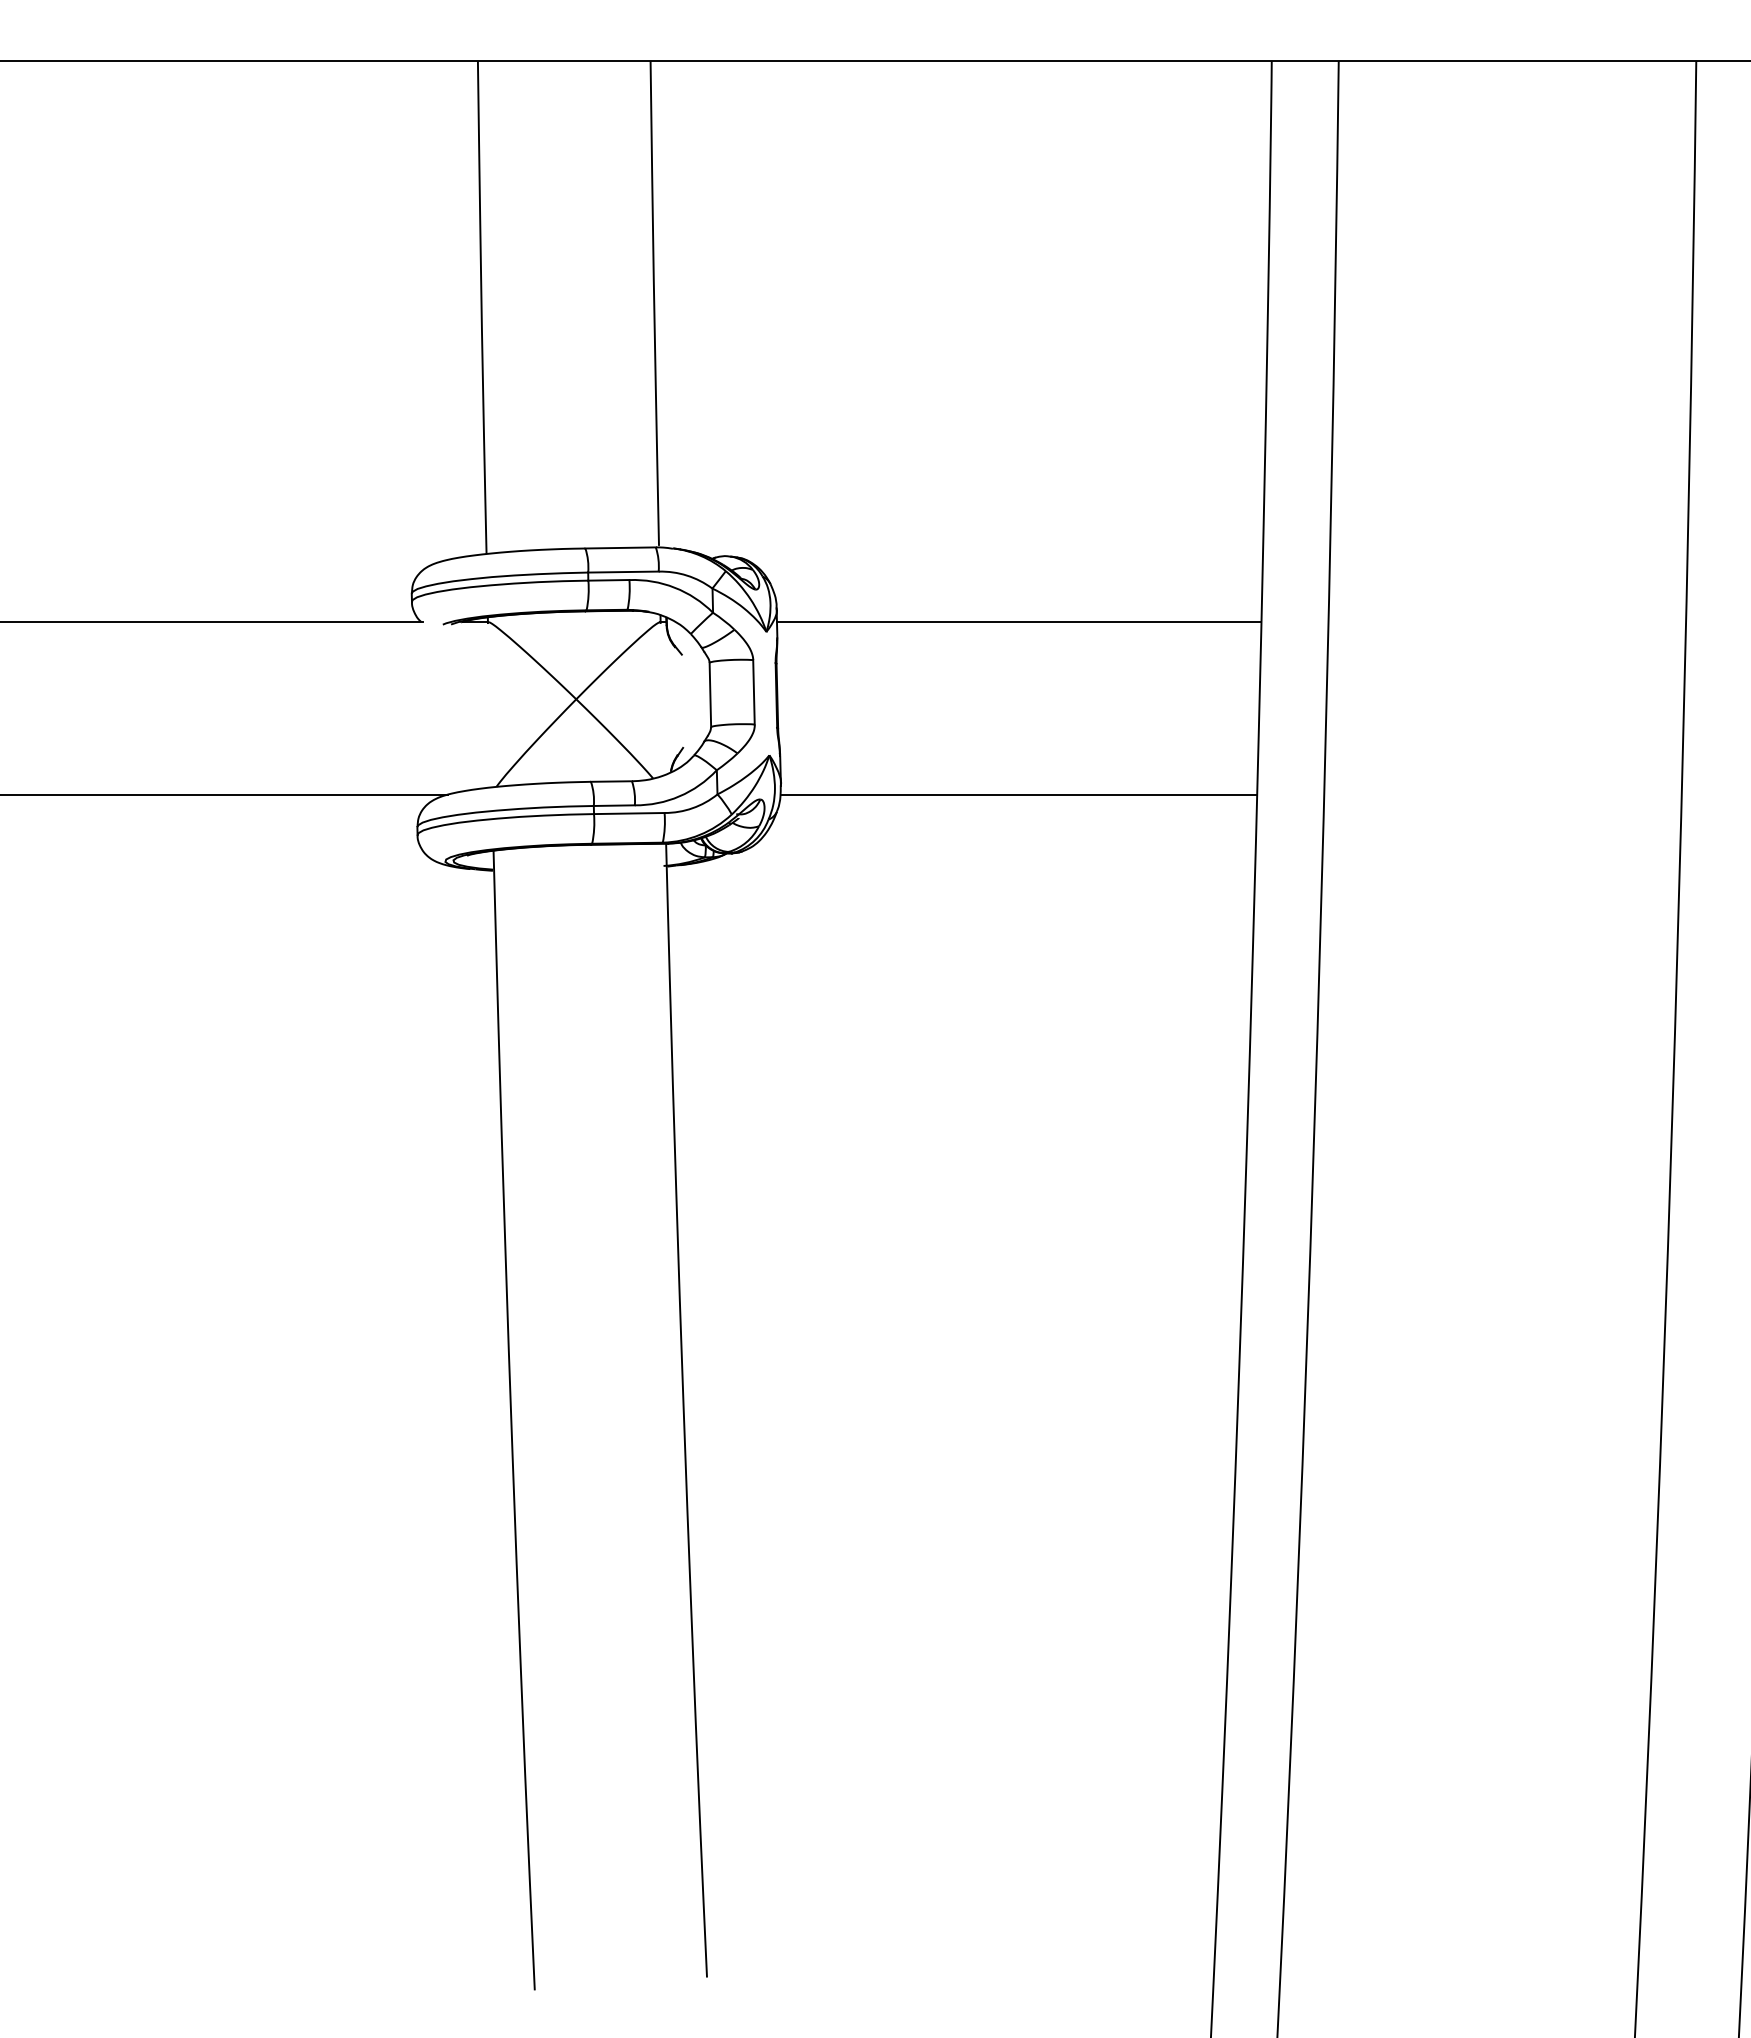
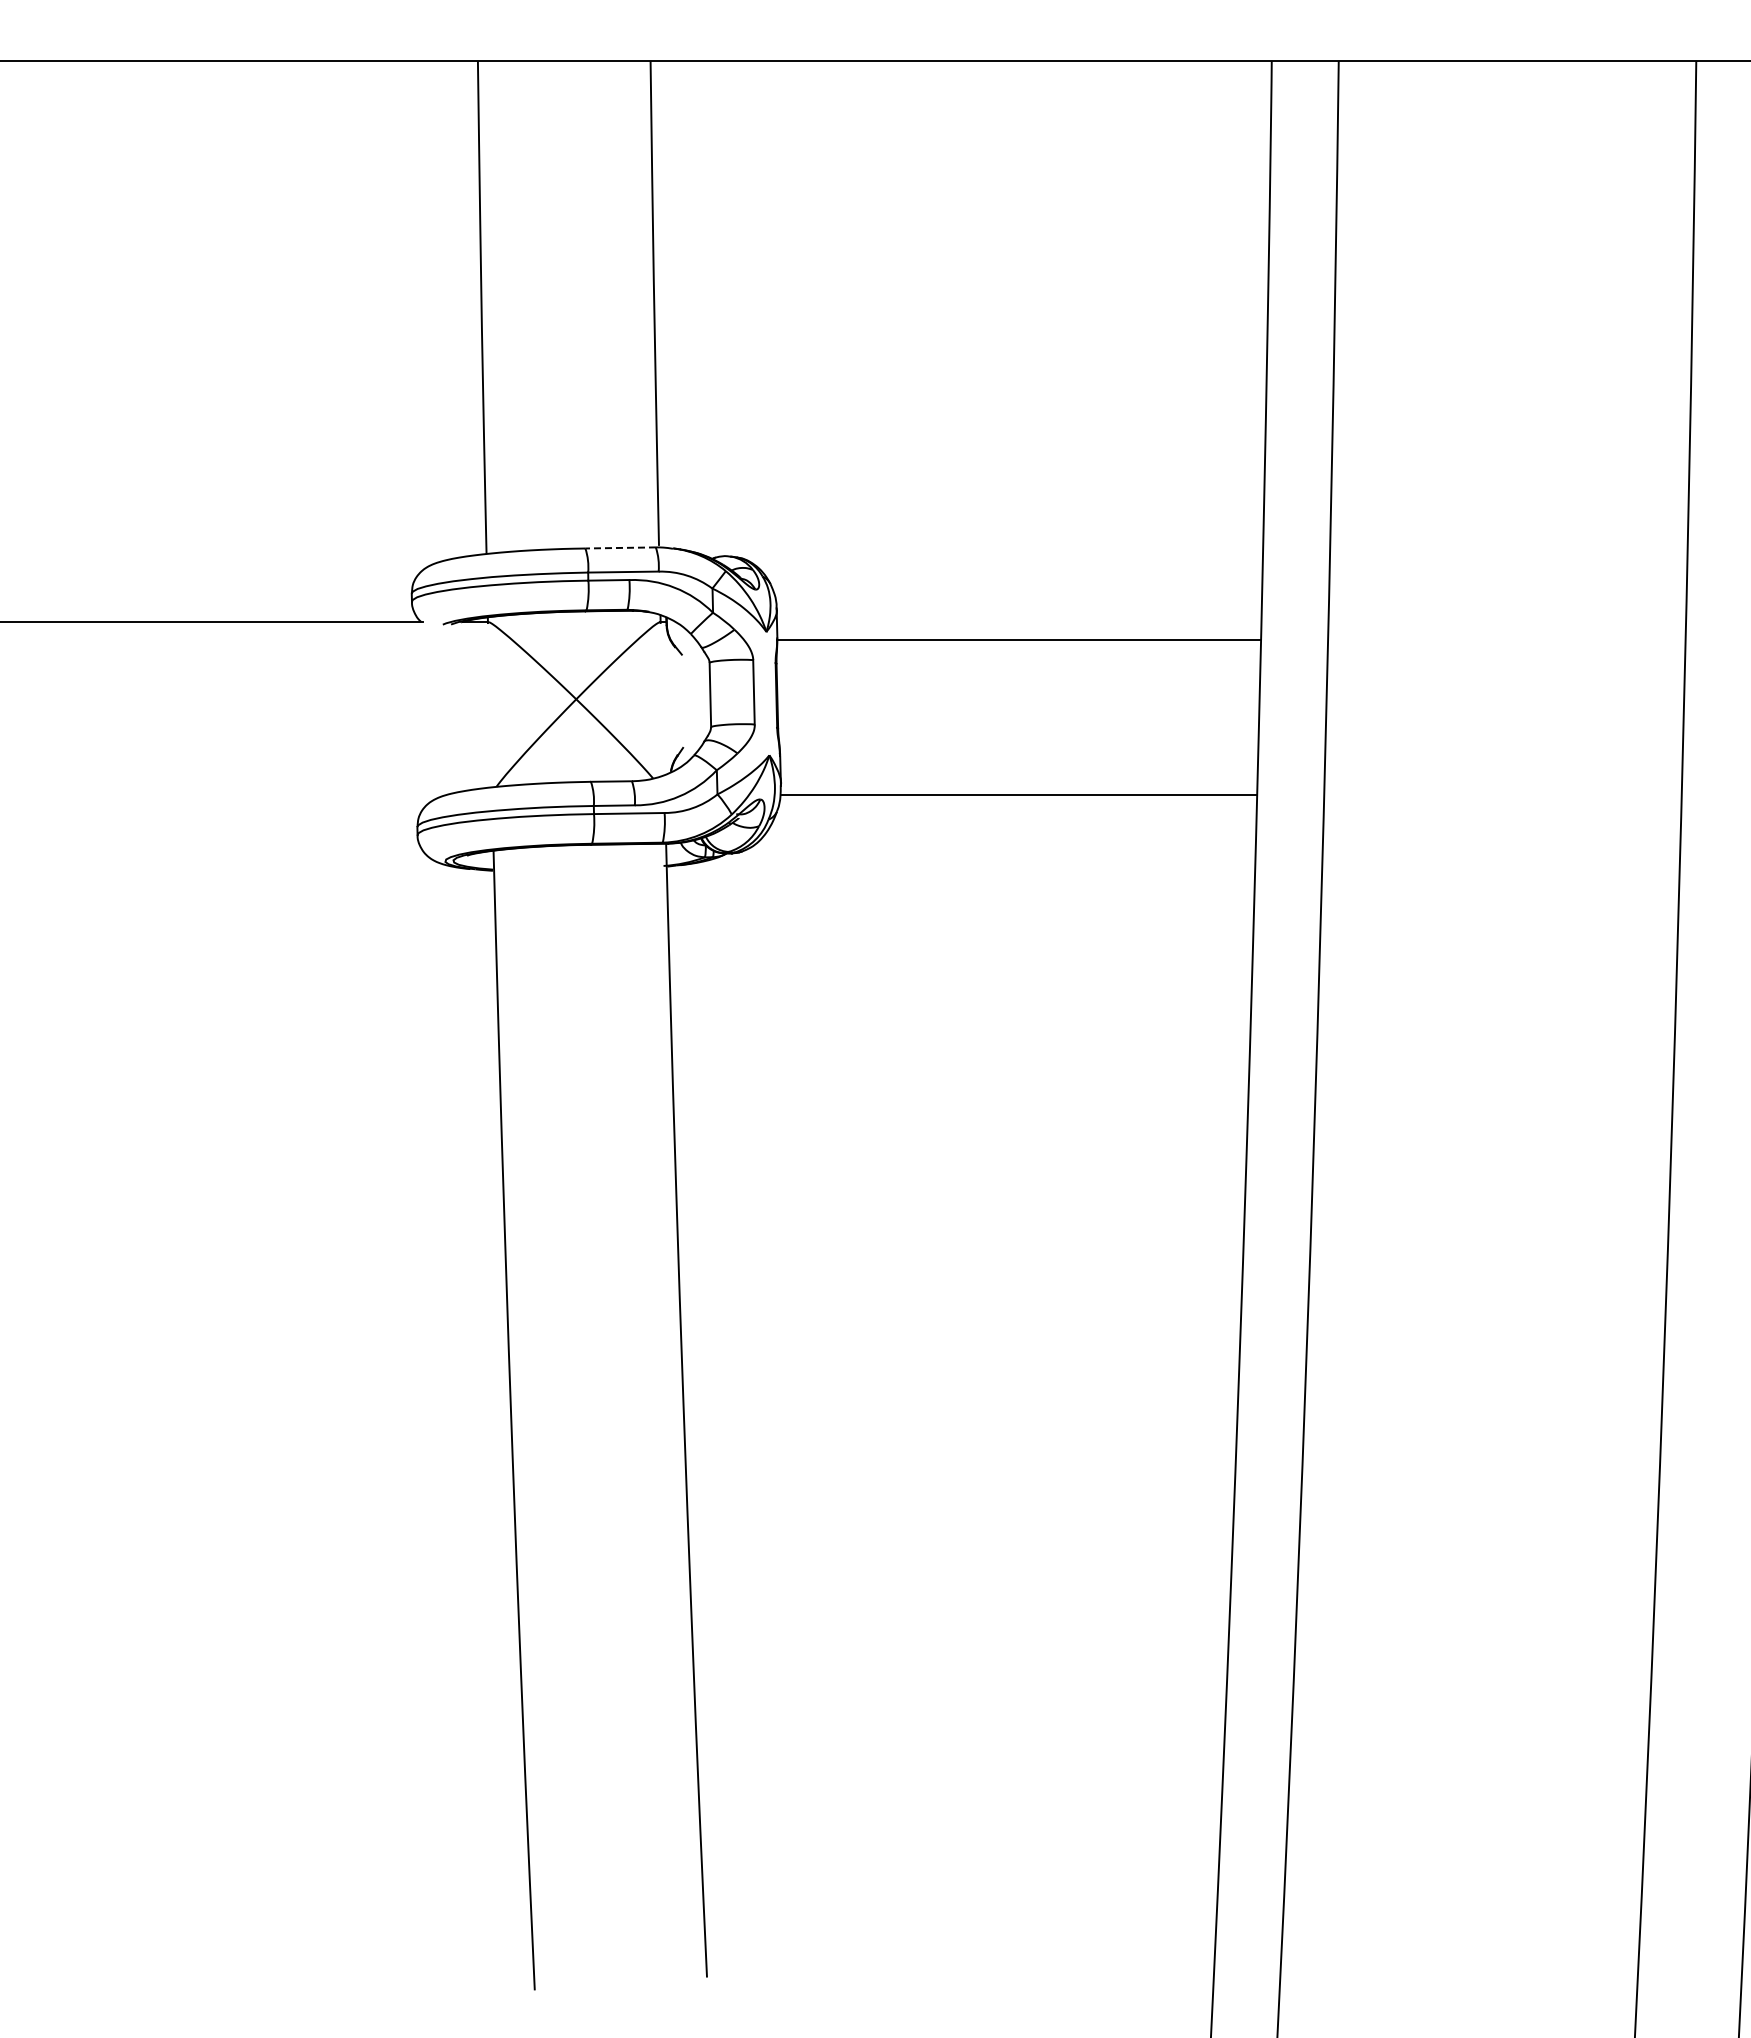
line: solid -> dashed (620, 547)
line position: (1018, 621) -> (1018, 639) (1018, 639)
line: present -> none (225, 794)
